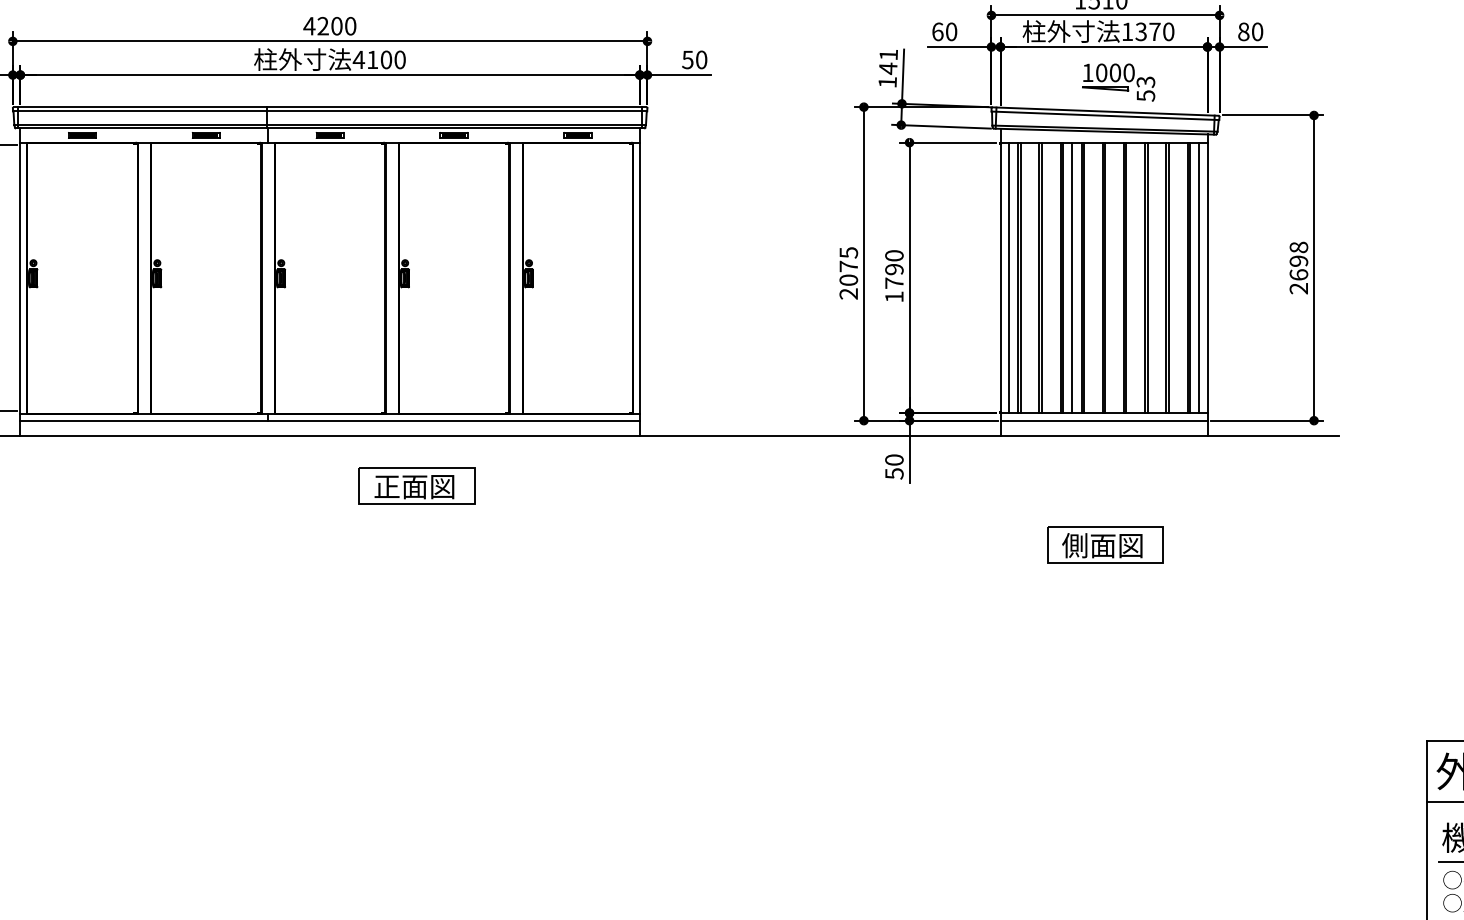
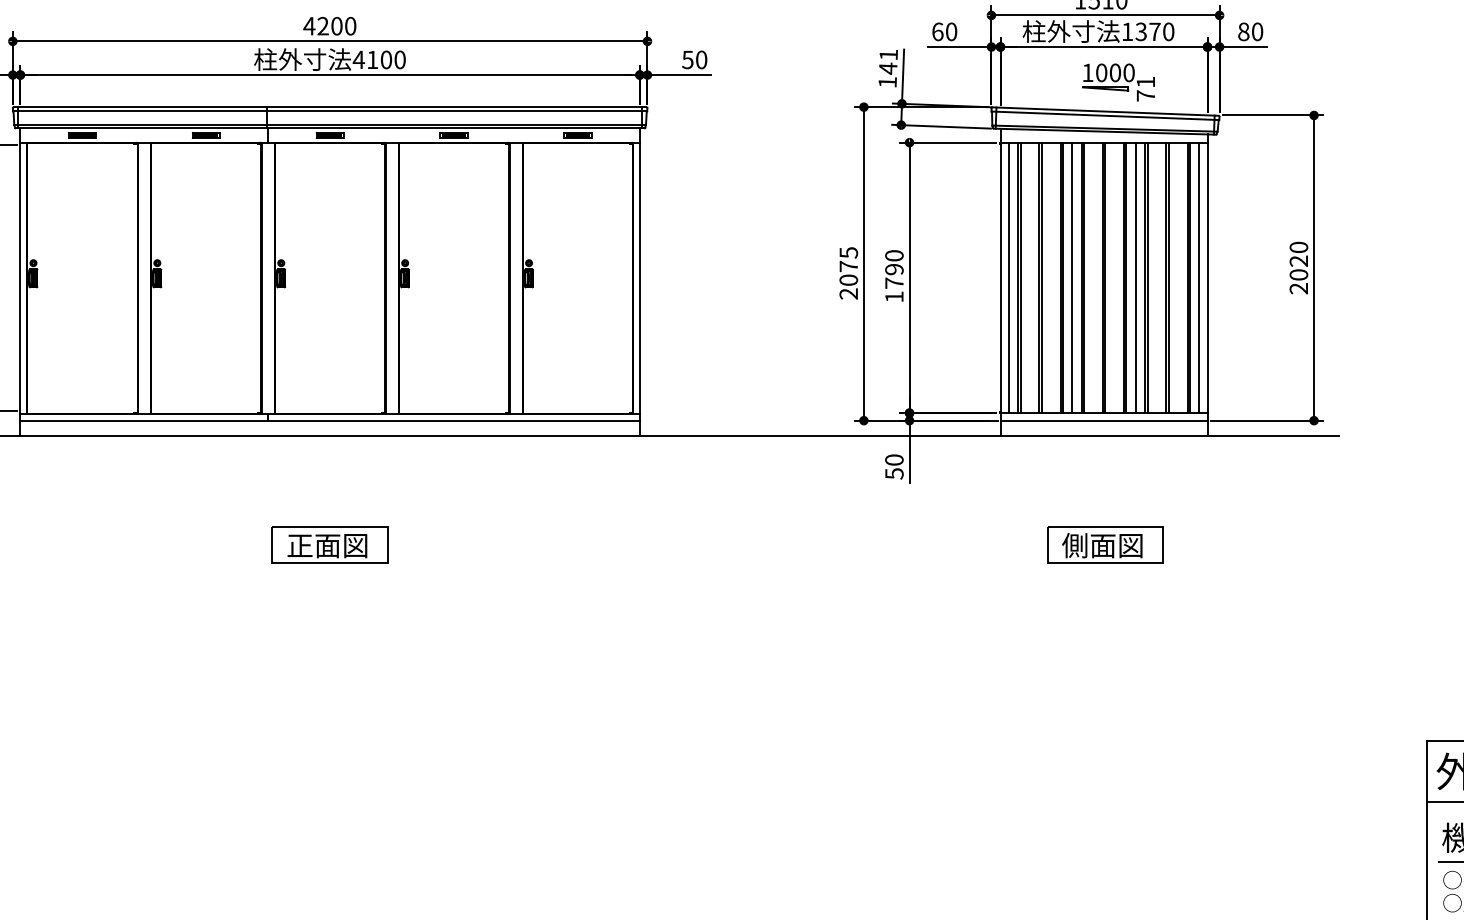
text: 53 -> 71 (1145, 88)
text: 2698 -> 2020 (1298, 260)
line: none -> present (1135, 277)
part position: (416, 485) -> (329, 544) (329, 544)
